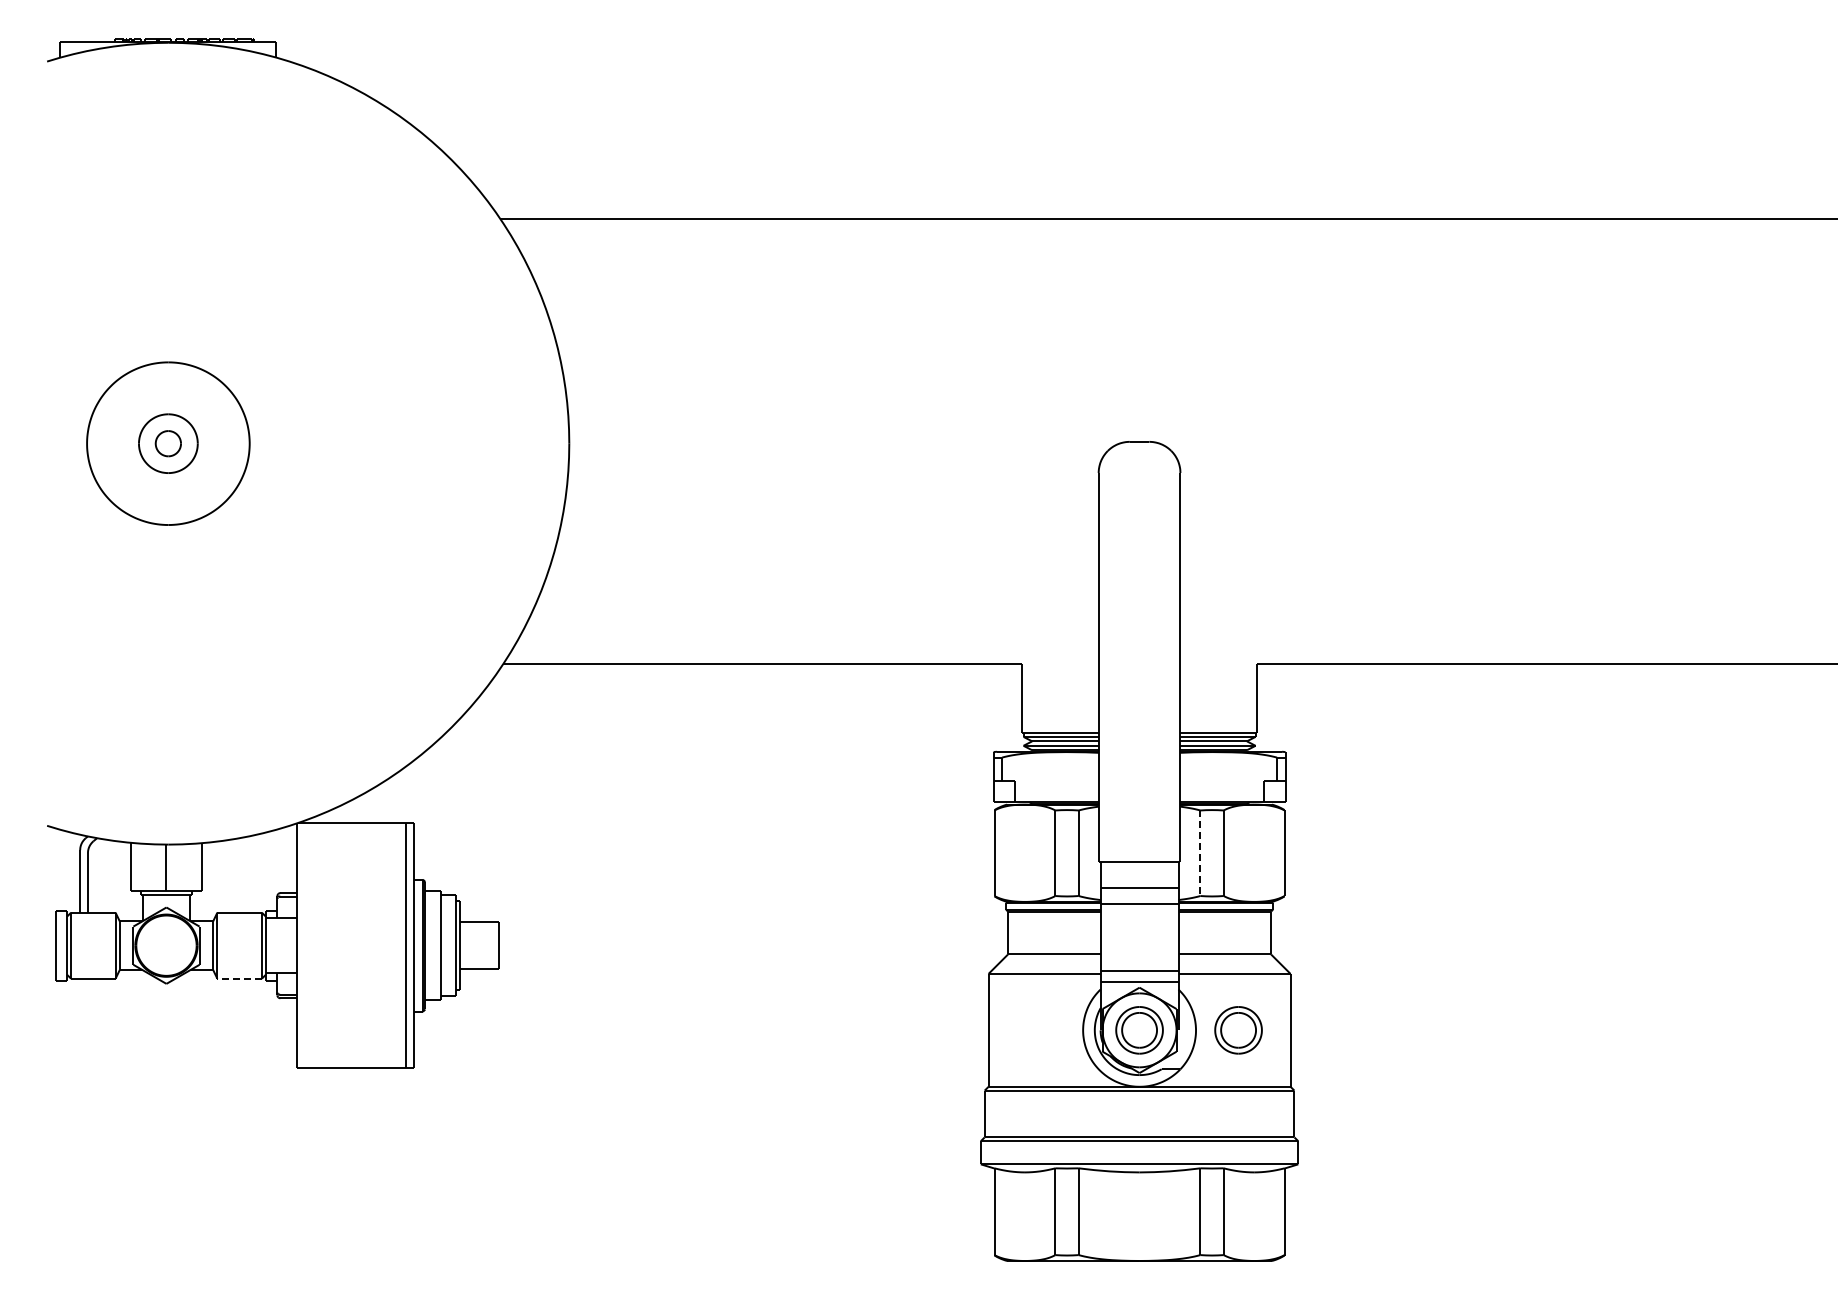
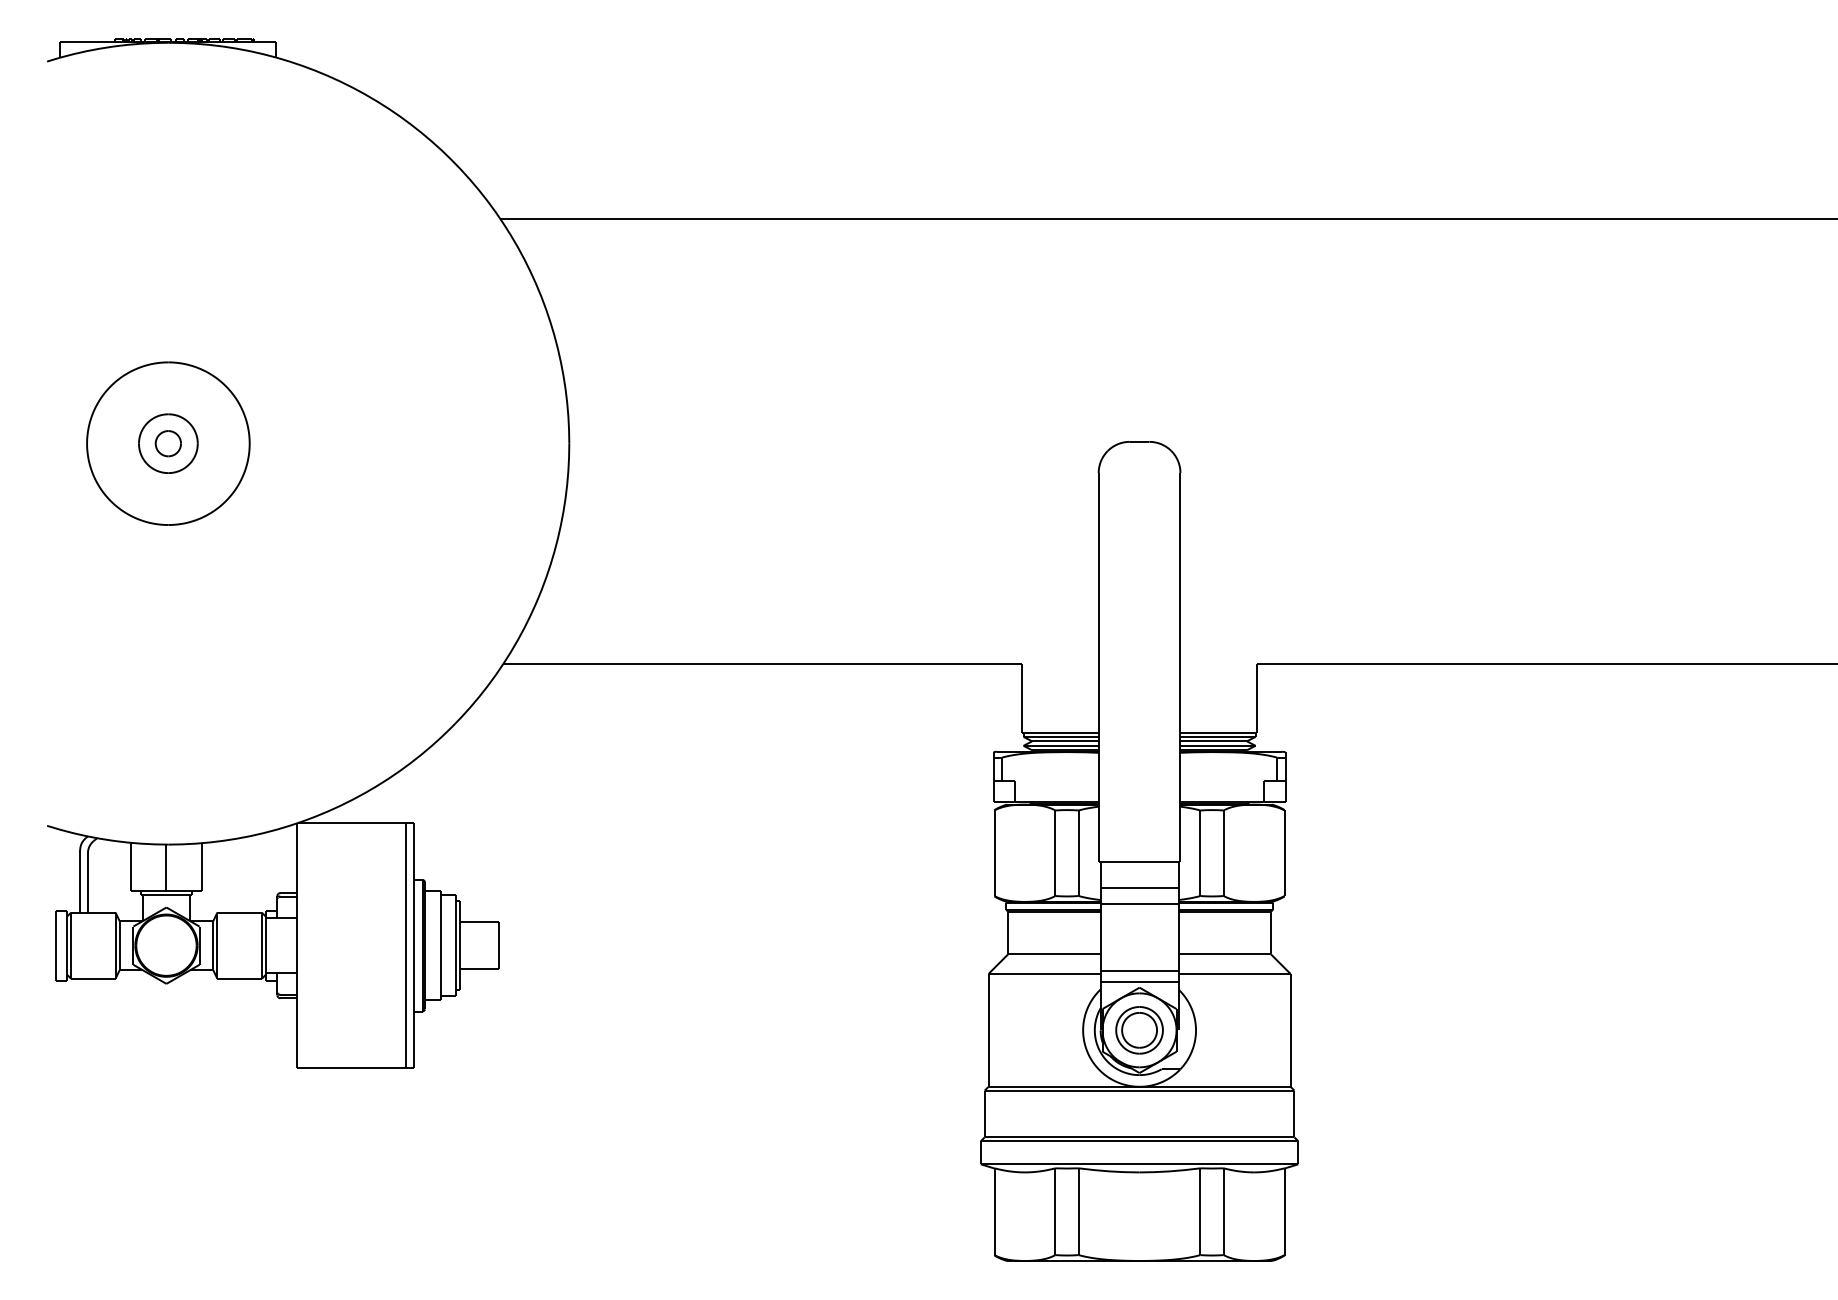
line: dashed -> solid (1200, 853)
line: dashed -> solid (239, 978)
part: present -> none (1238, 1030)
